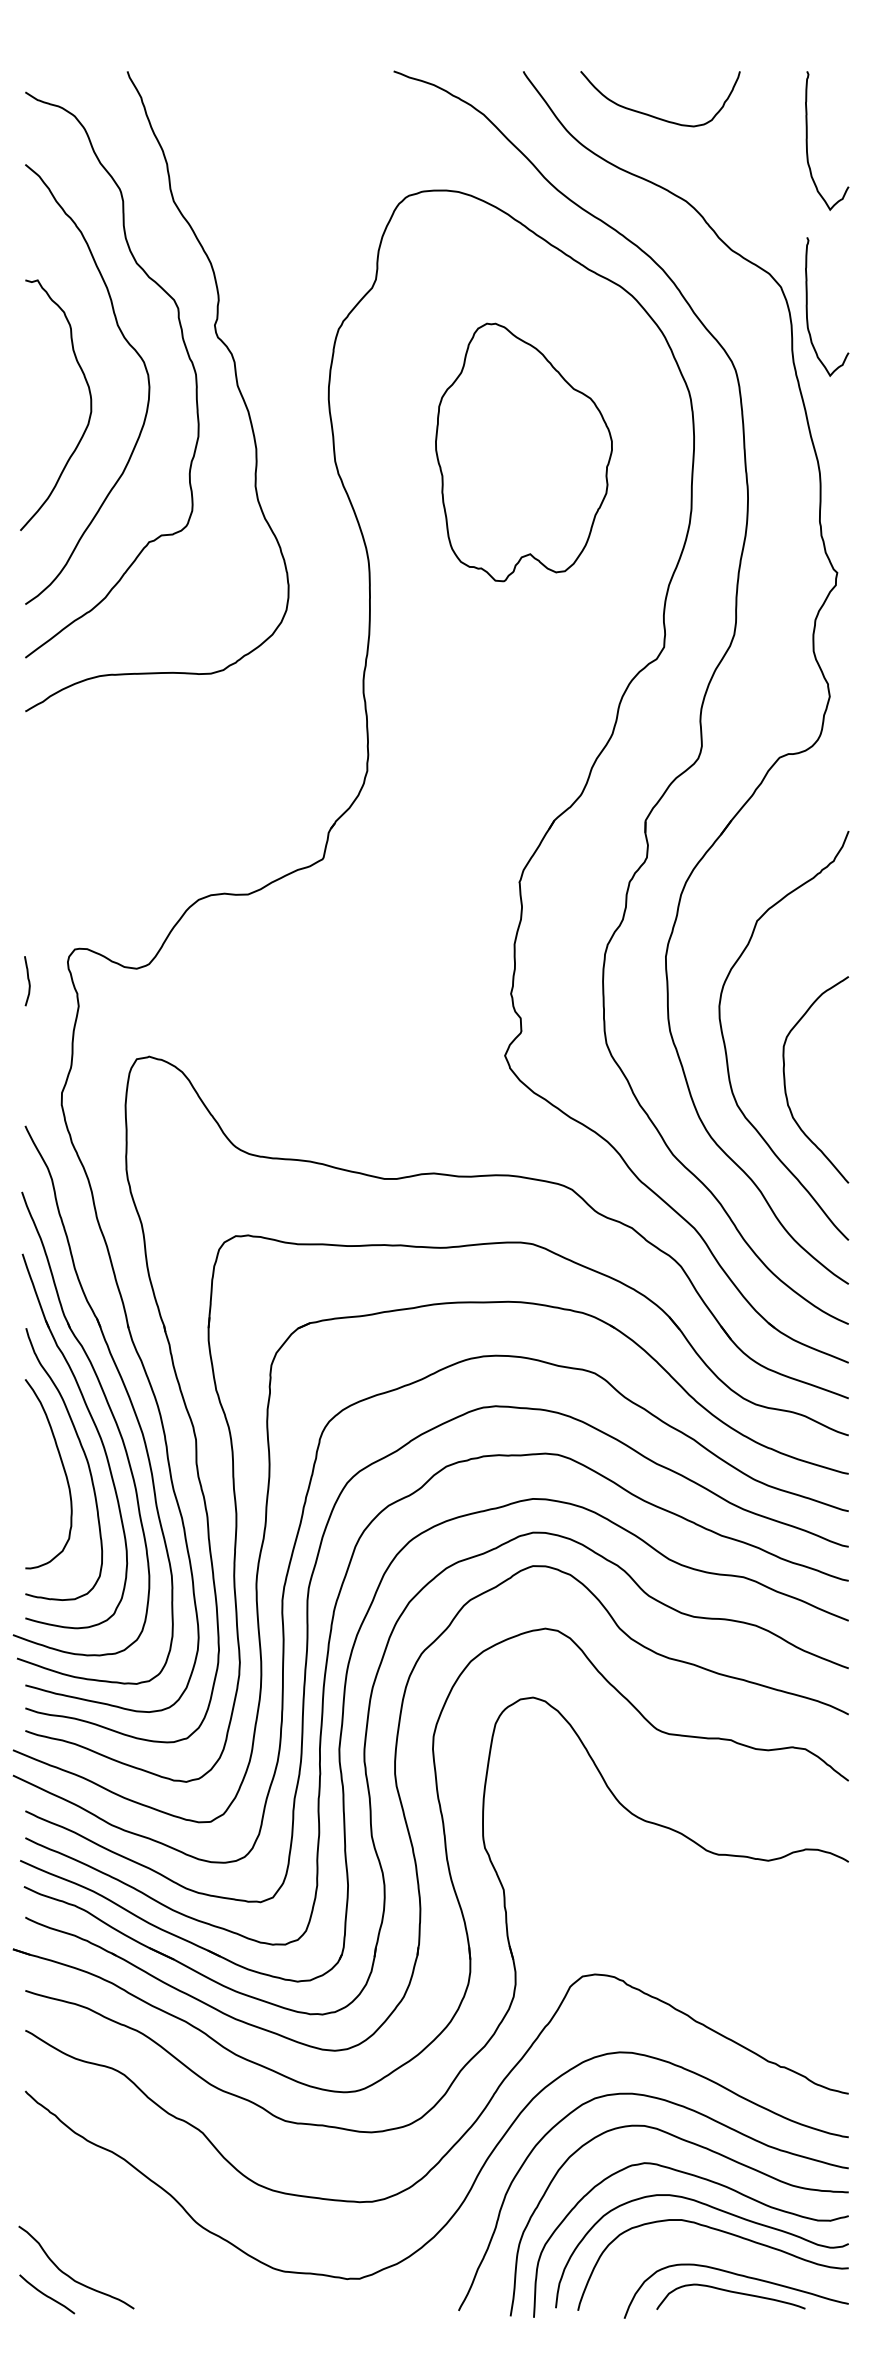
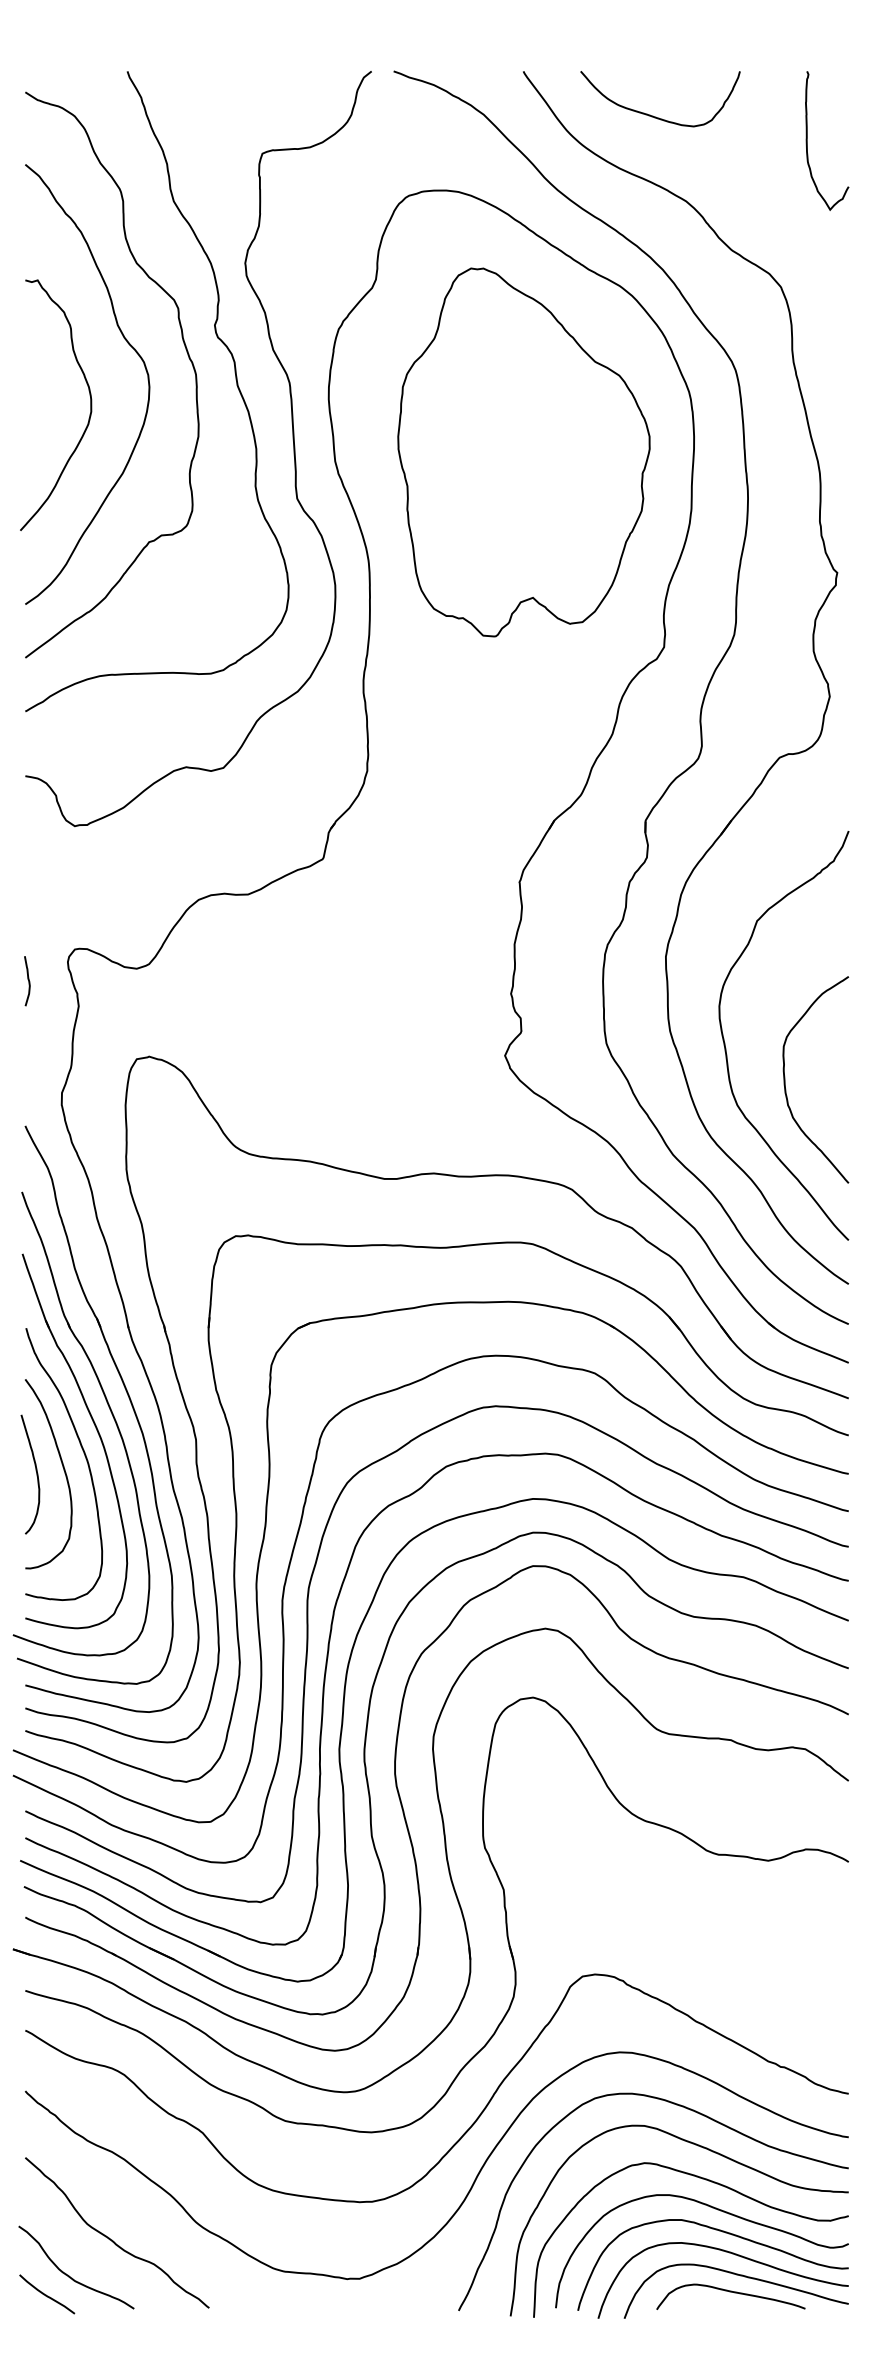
curve: present -> none (807, 306)
curve: none -> present (292, 439)
part size: 178x261 px -> 254x371 px (523, 452)
curve: none -> present (36, 1474)
curve: none -> present (112, 2239)
curve: none -> present (732, 2254)
